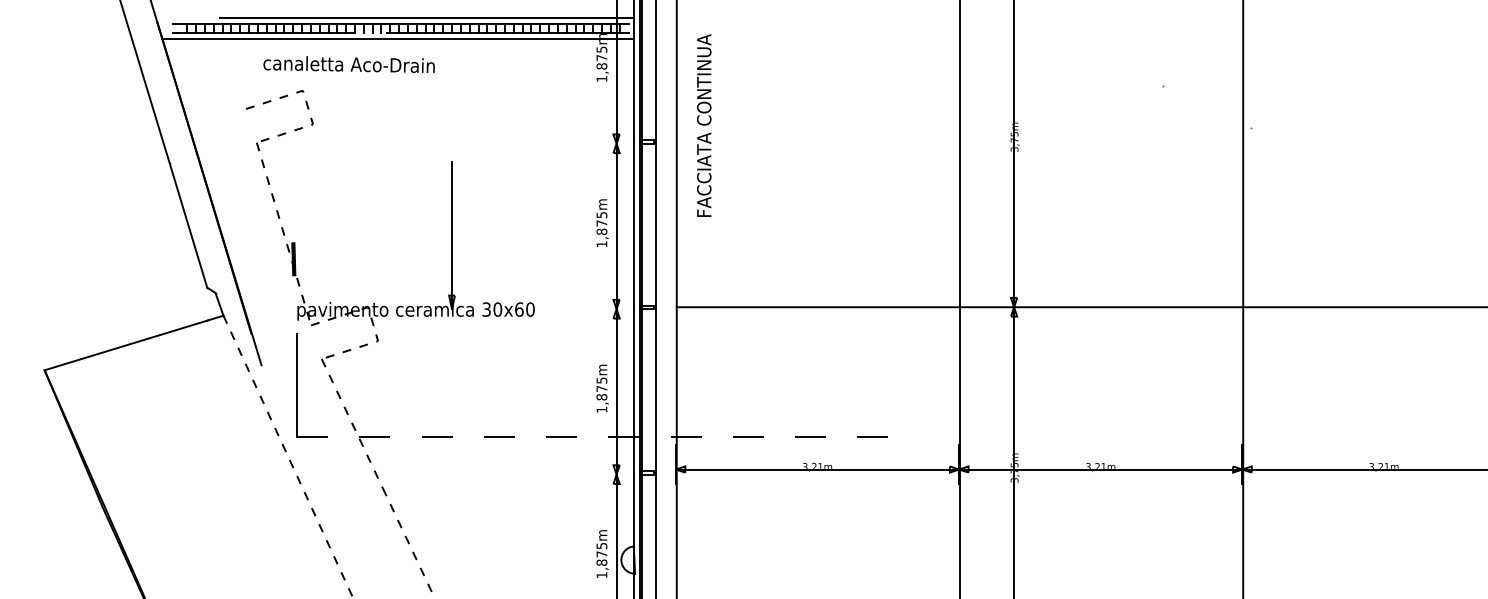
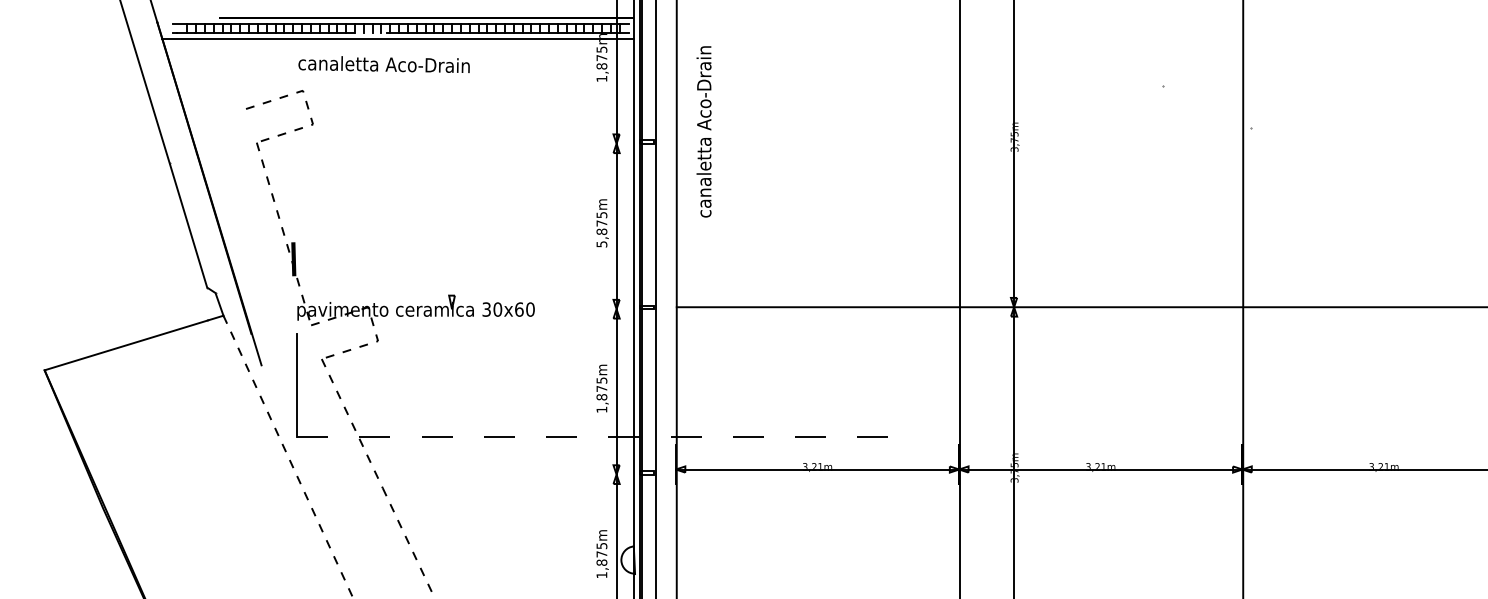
text position: (348, 64) -> (383, 64) (383, 64)
text: FACCIATA CONTINUA -> canaletta Aco-Drain (703, 125)
line: present -> none (452, 235)
text: 1,875m -> 5,875m (601, 244)
